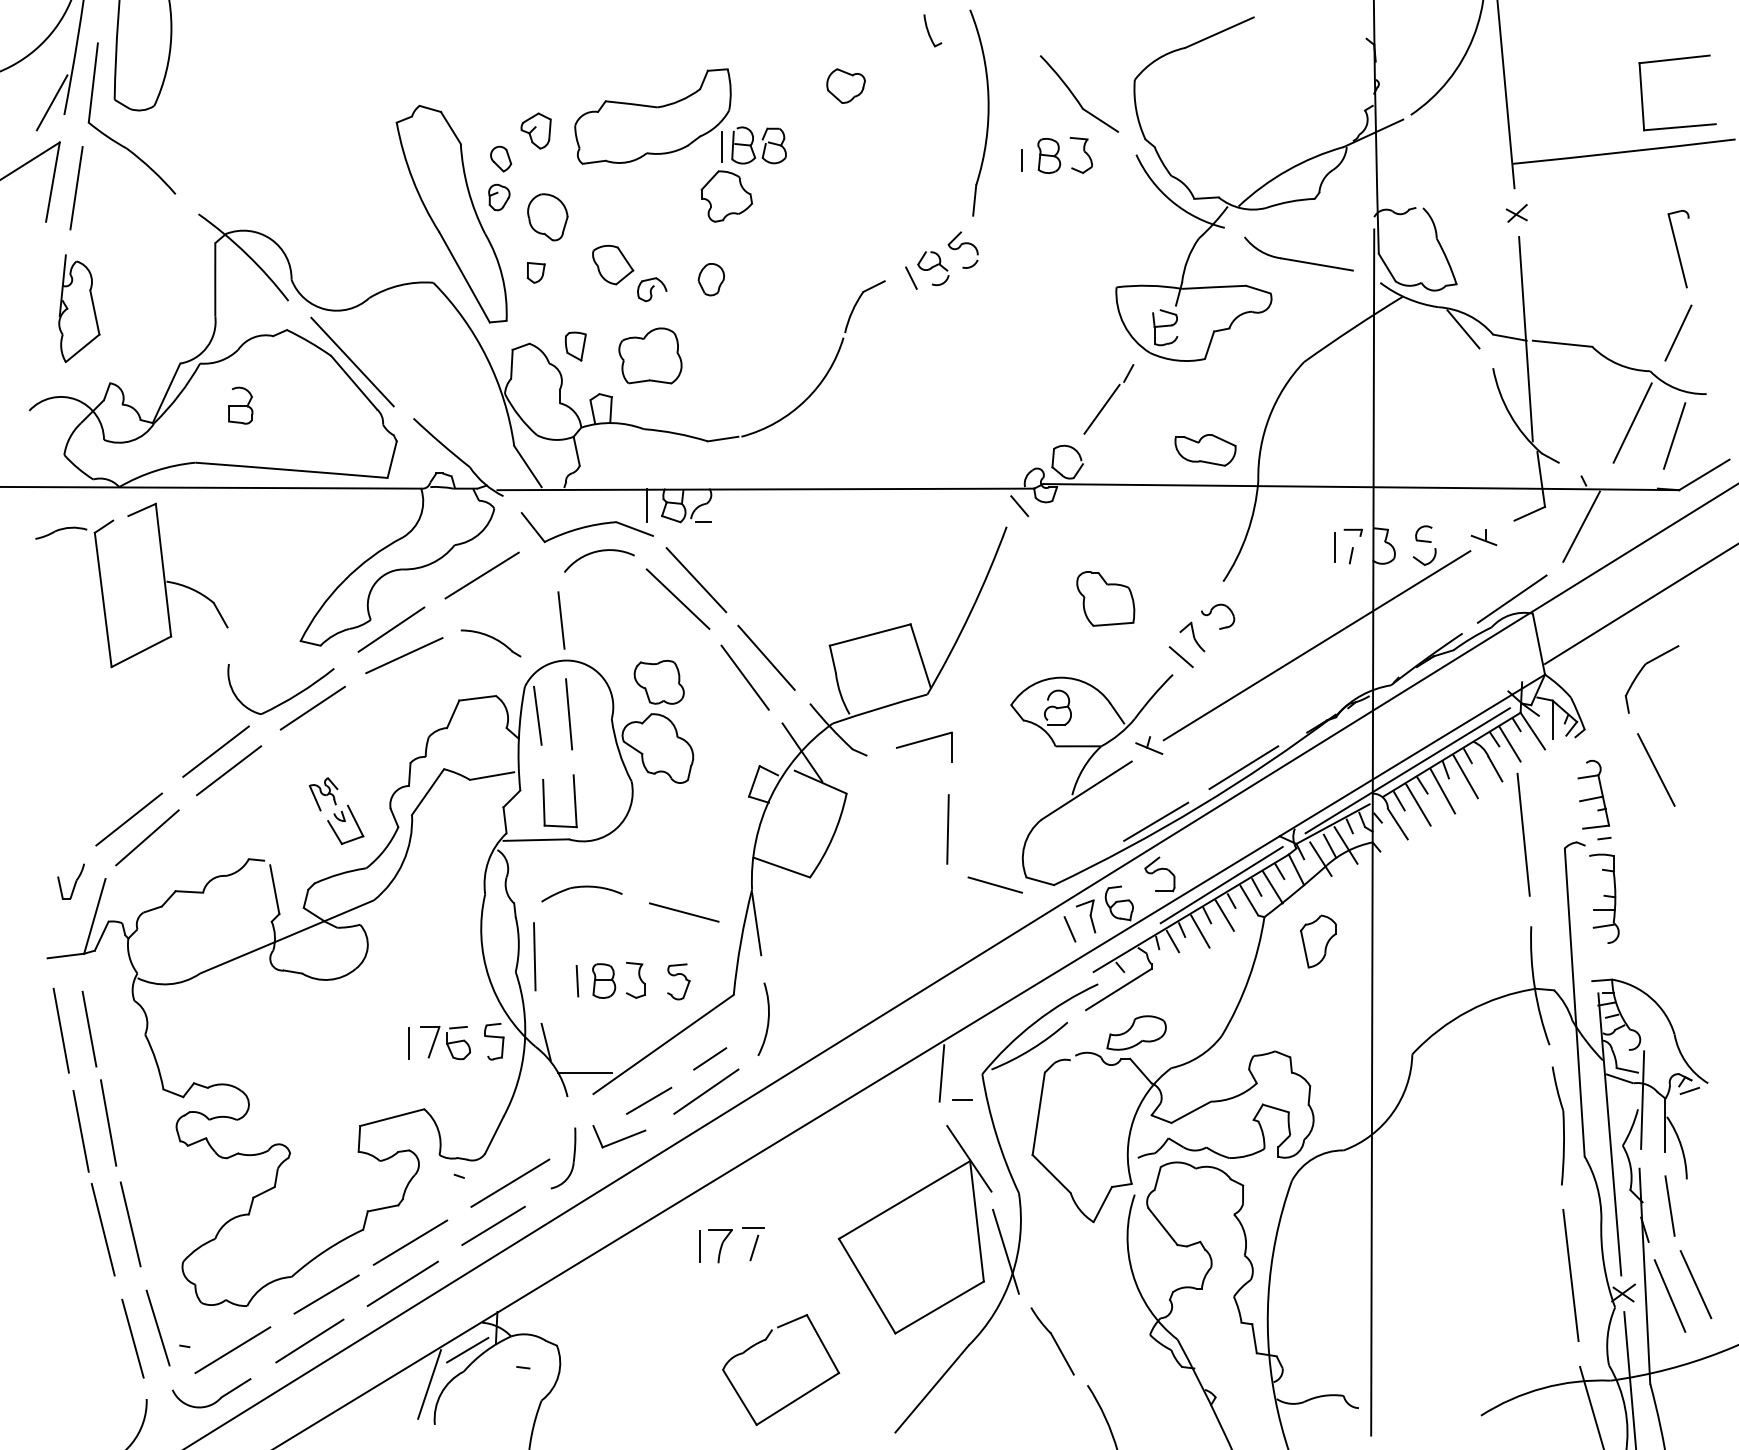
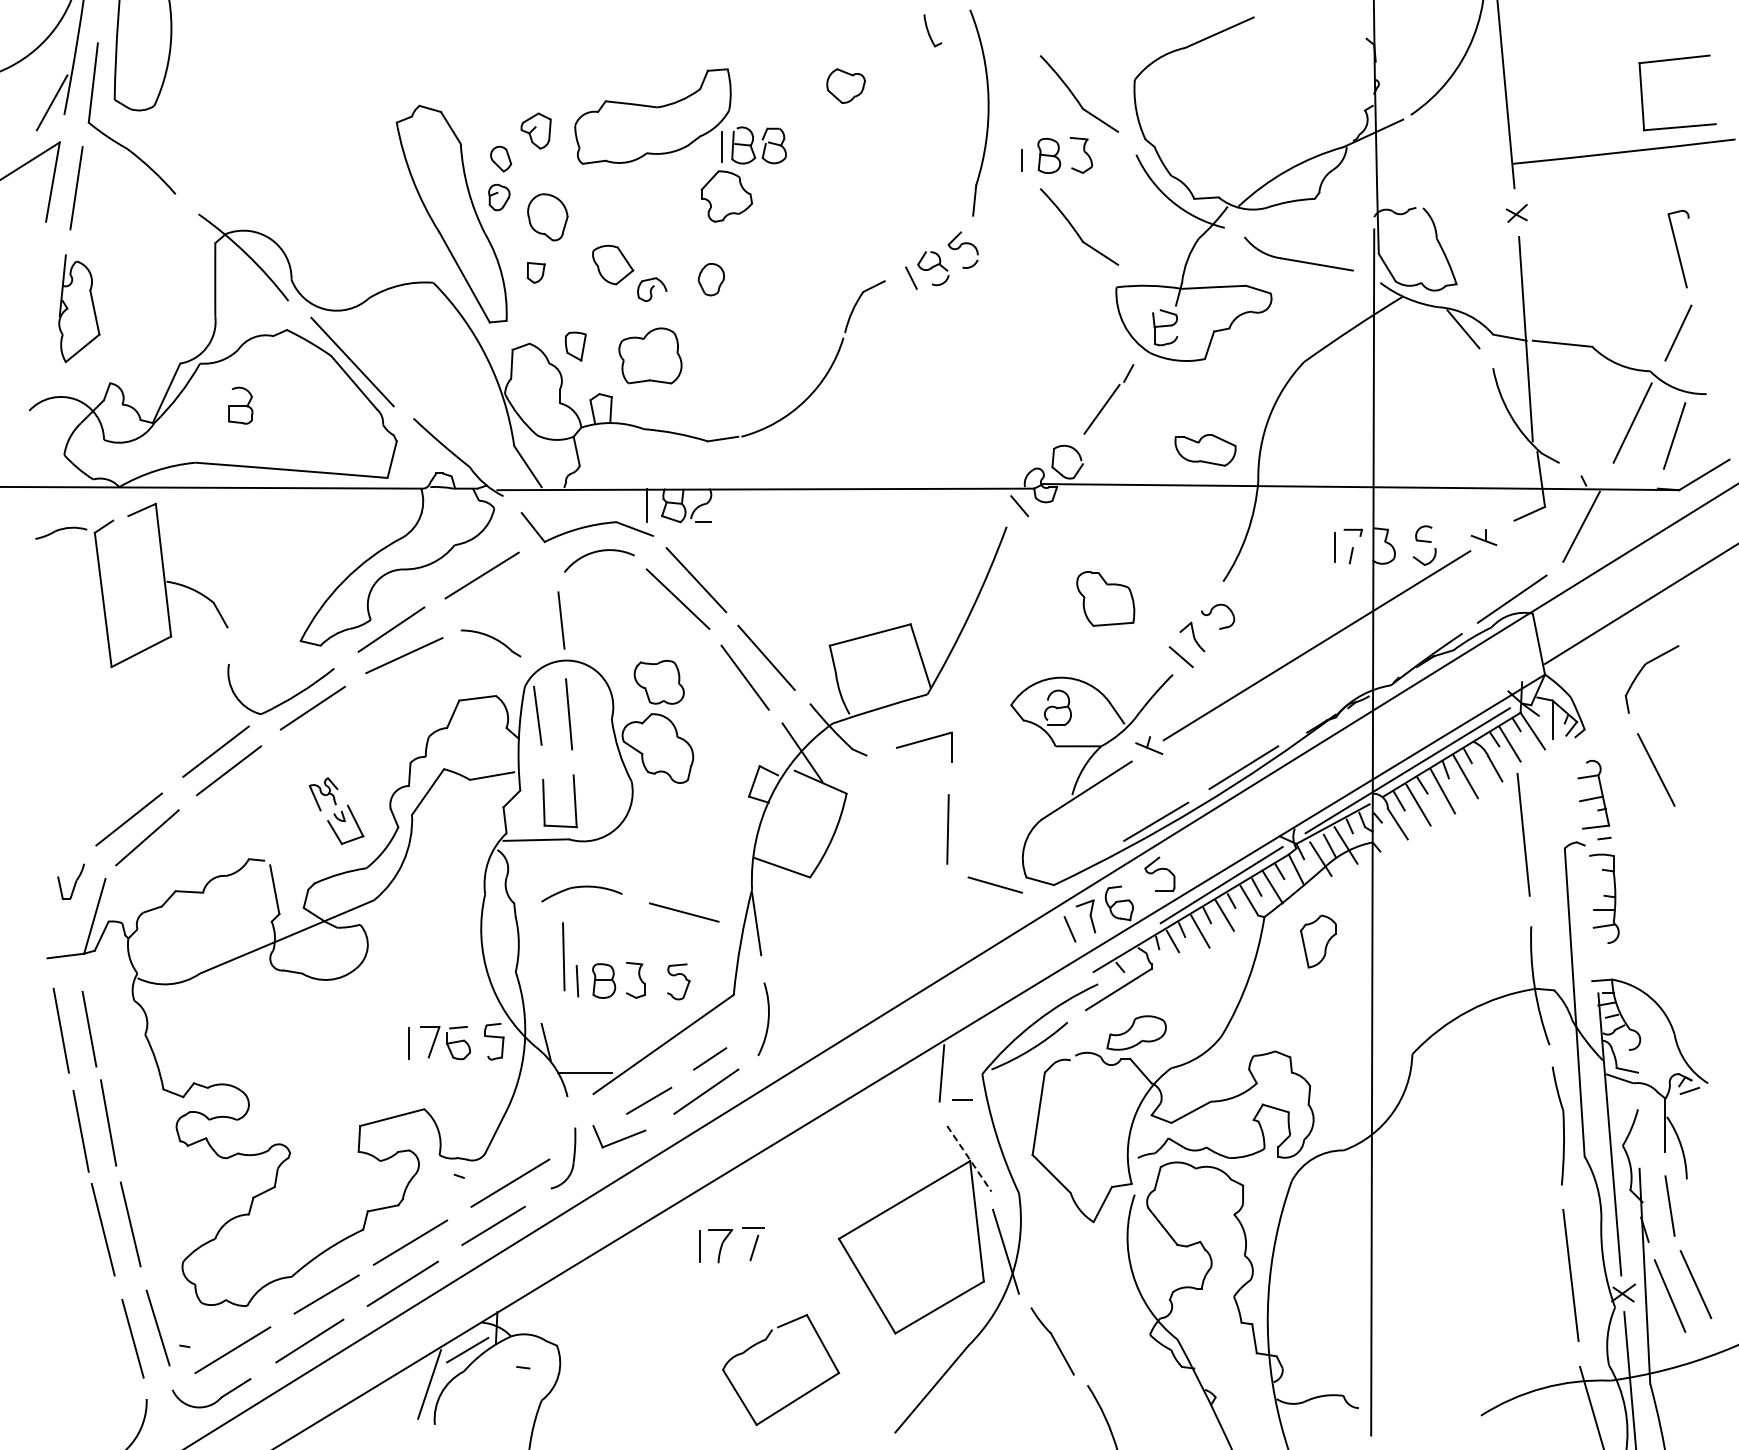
part: none -> present (1079, 226)
line position: (534, 956) -> (563, 956) (563, 956)
line: present -> none (1642, 1099)
line: solid -> dashed (969, 1158)
